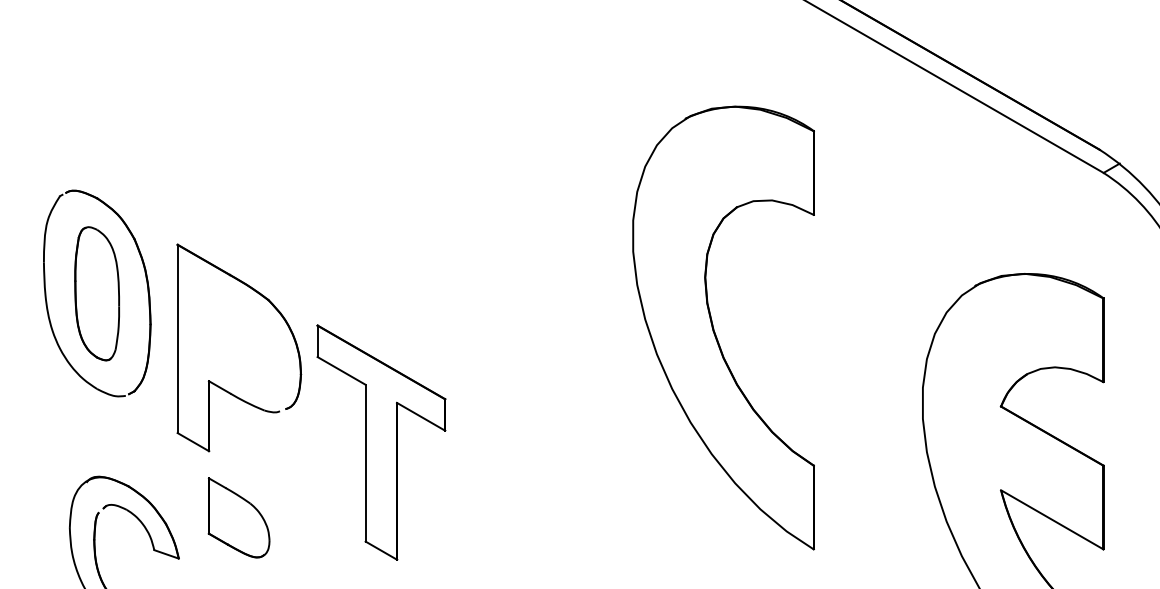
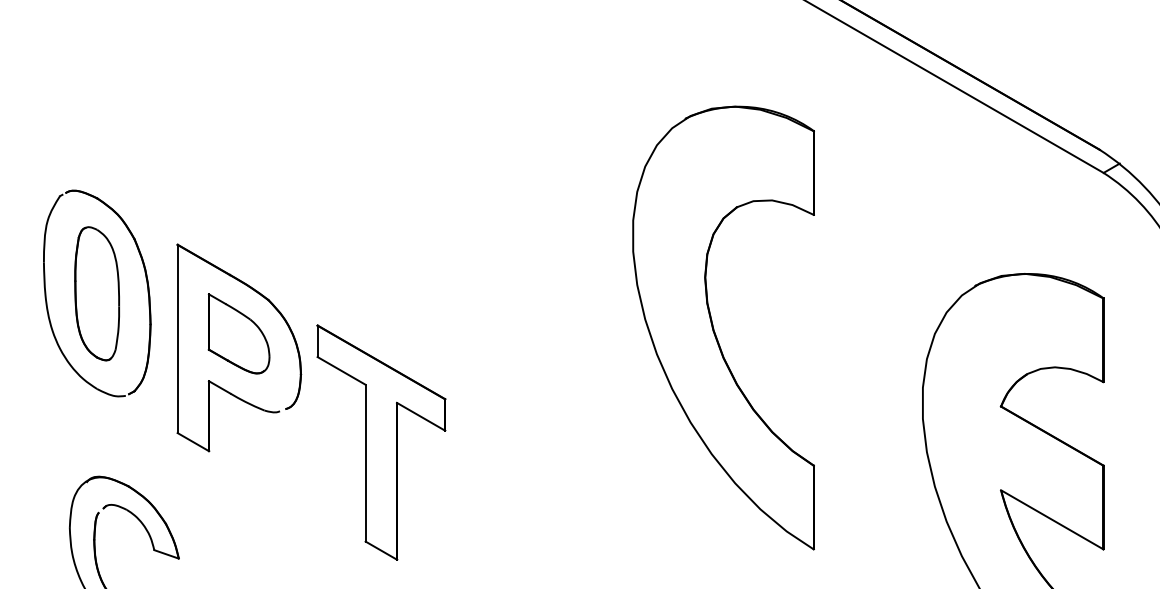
part position: (238, 517) -> (238, 333) (238, 333)
